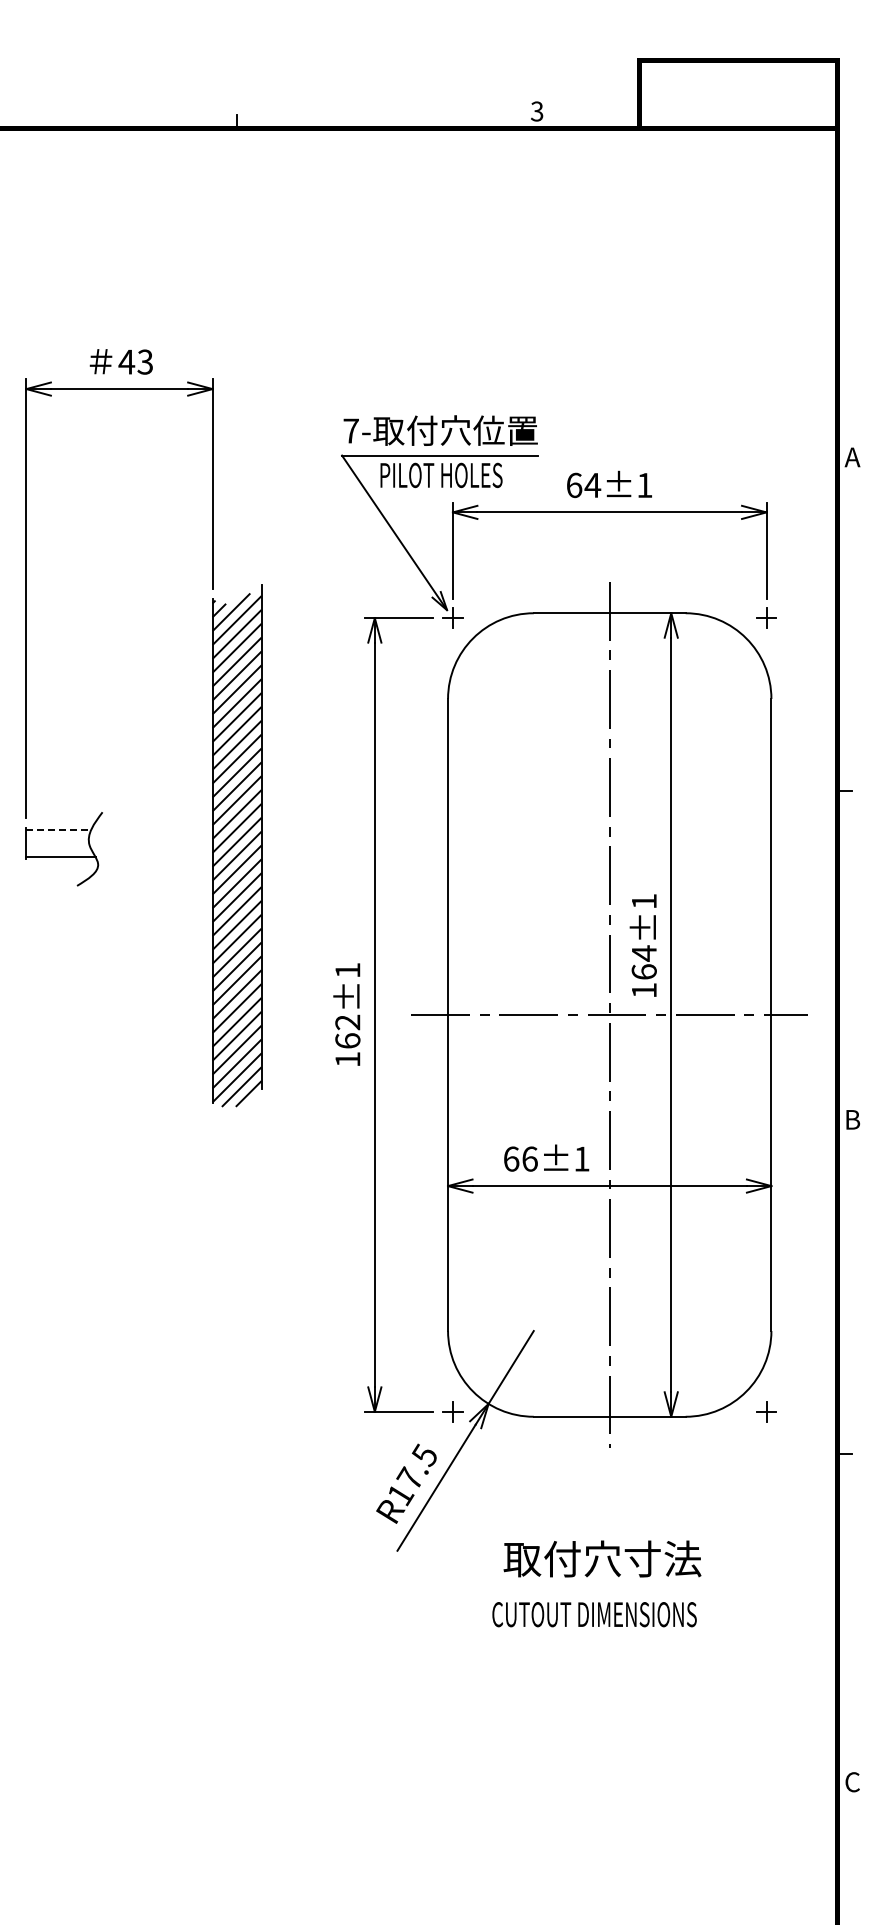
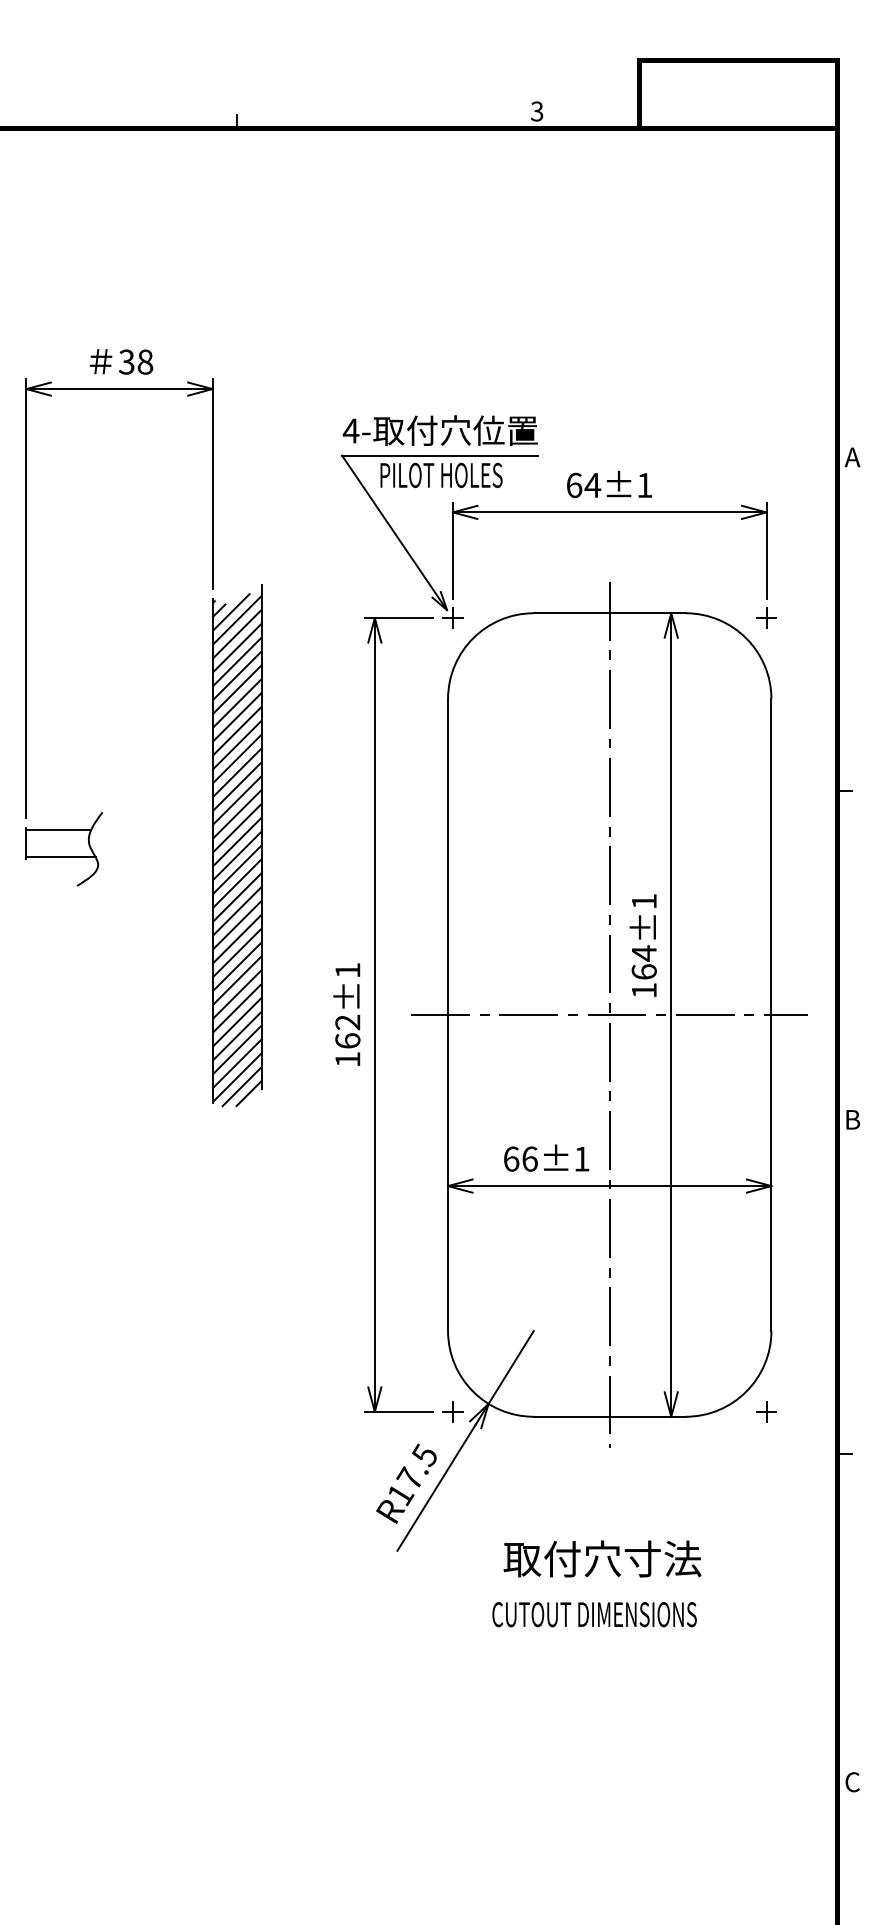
text: 43 -> 38 (135, 361)
text: 7- -> 4- (350, 430)
line: dashed -> solid (59, 830)
